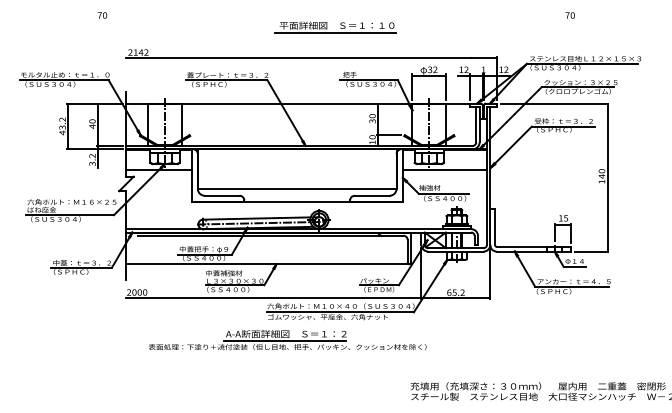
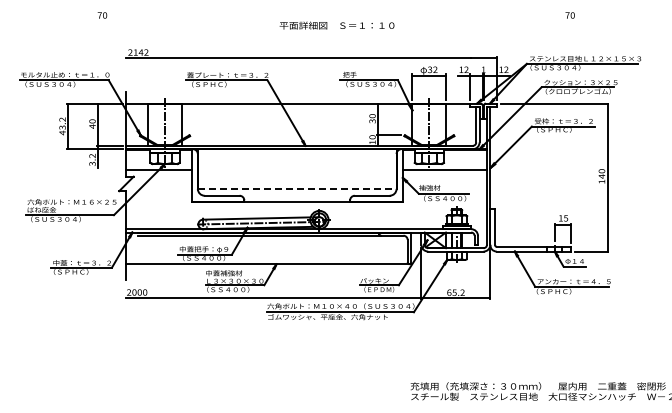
line: present -> none (335, 32)
line: solid -> dashed (297, 189)
part: present -> none (287, 340)
